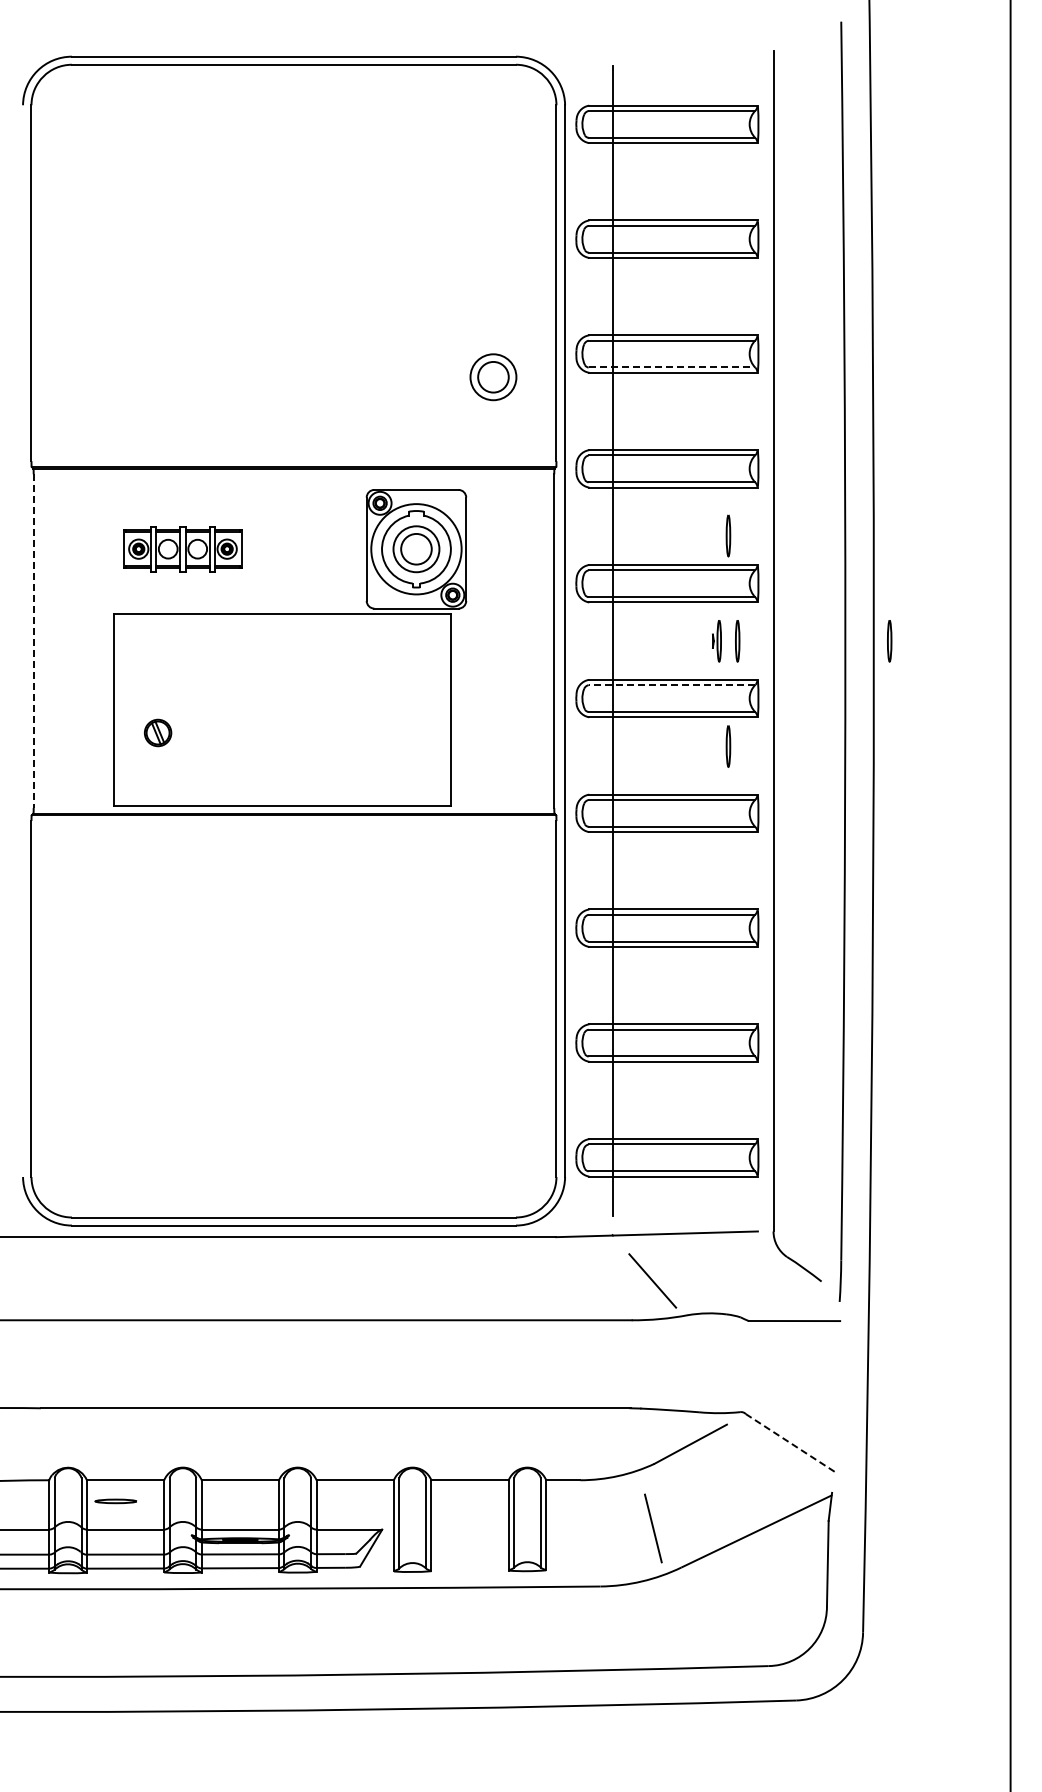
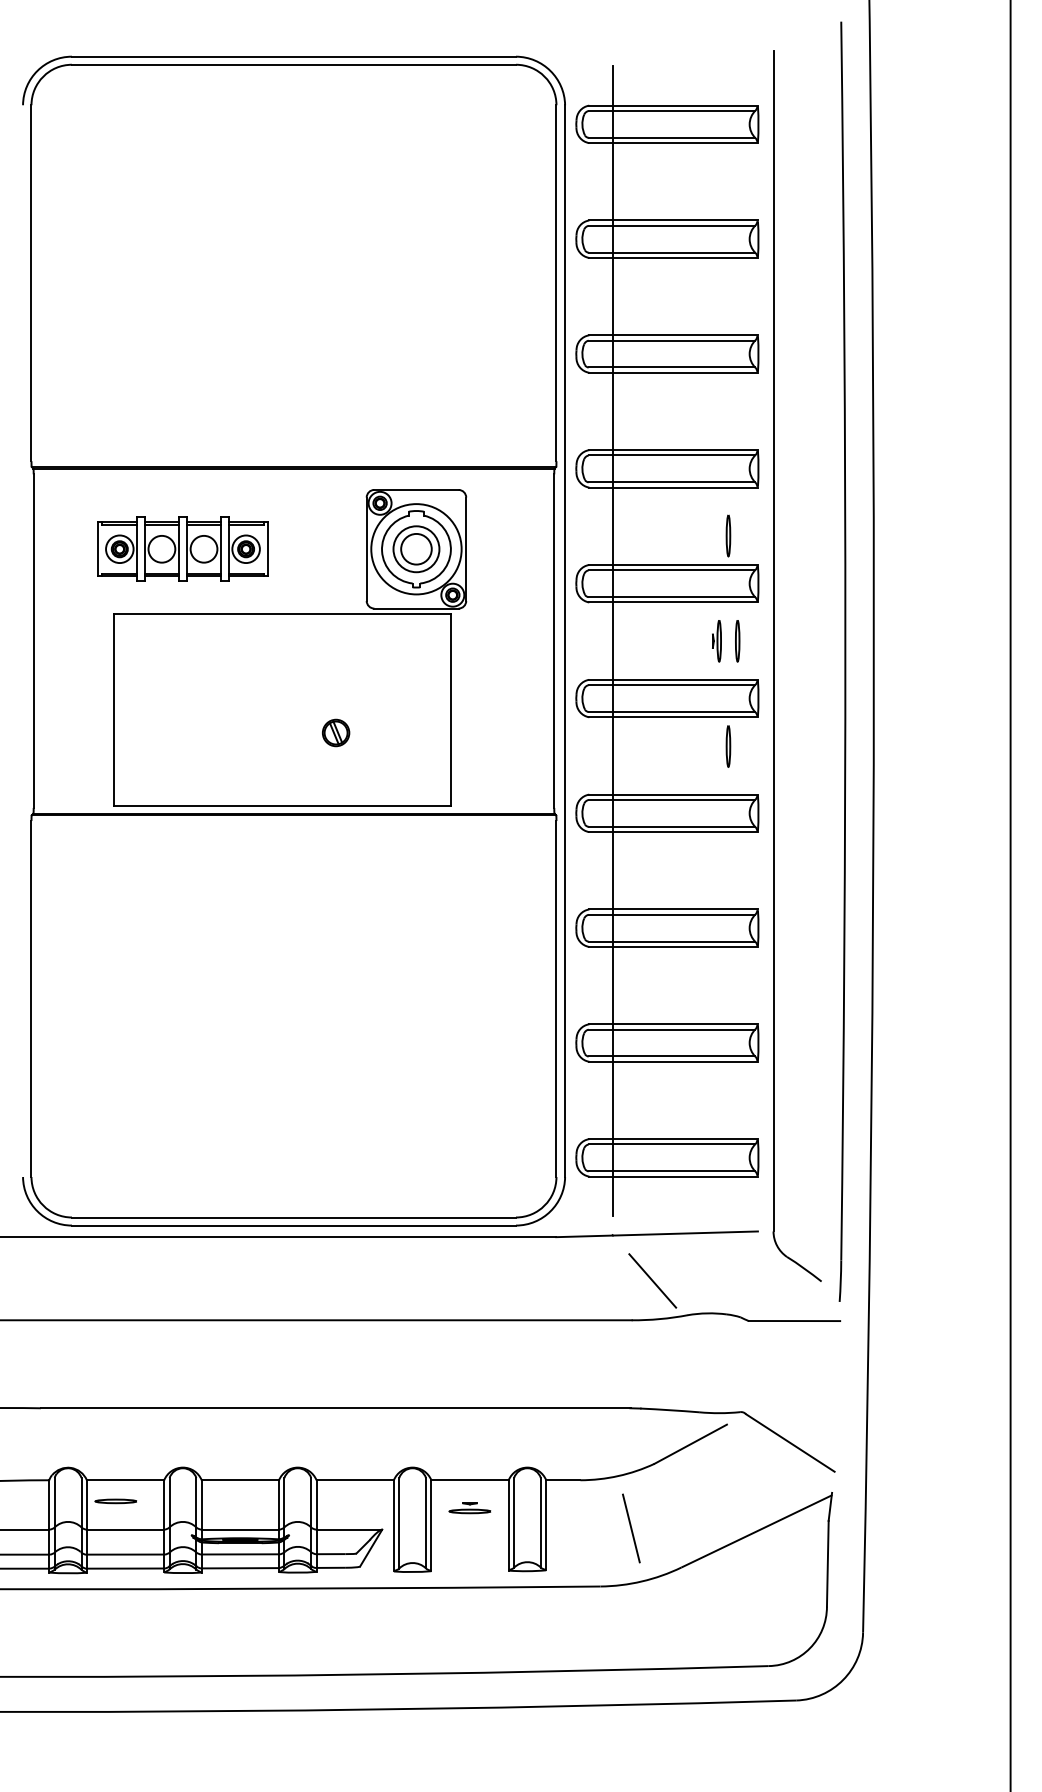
line: dashed -> solid (672, 367)
part: present -> none (493, 377)
part size: 120x47 px -> 172x66 px (182, 548)
line: dashed -> solid (33, 641)
part: present -> none (889, 641)
line: dashed -> solid (671, 685)
part position: (158, 732) -> (336, 732) (336, 732)
line: dashed -> solid (790, 1442)
part: none -> present (469, 1508)
line position: (653, 1528) -> (631, 1528) (631, 1528)
